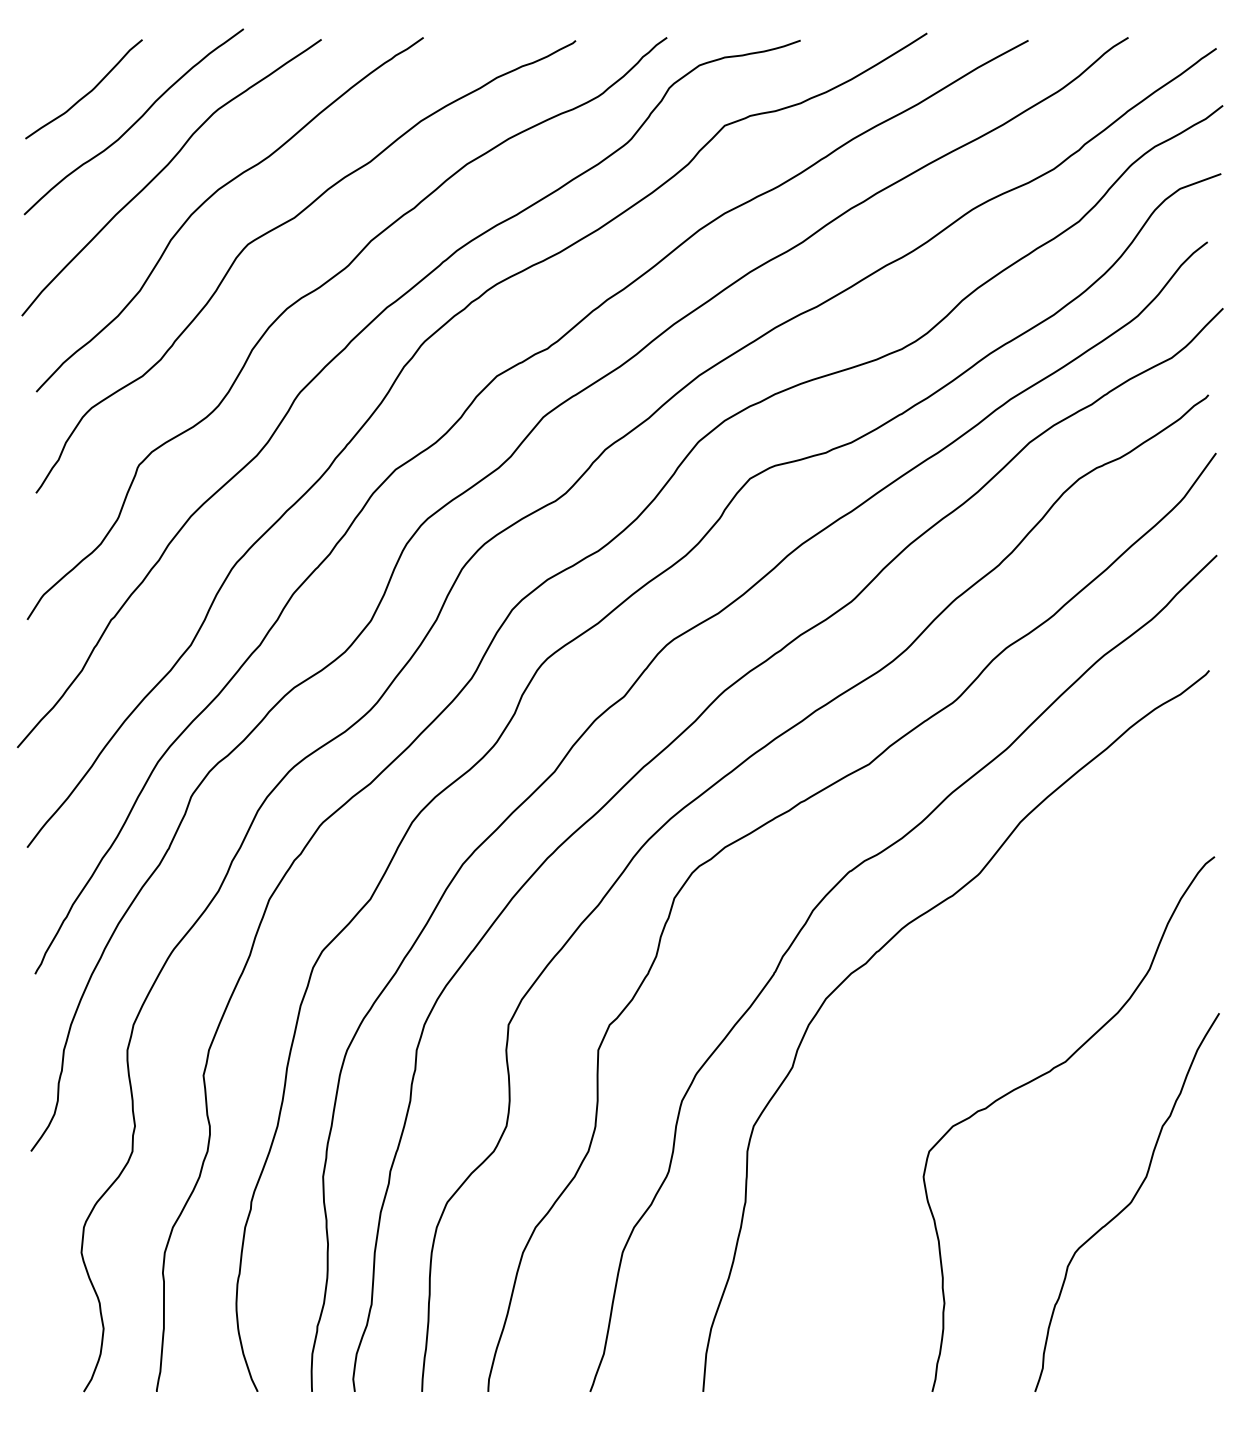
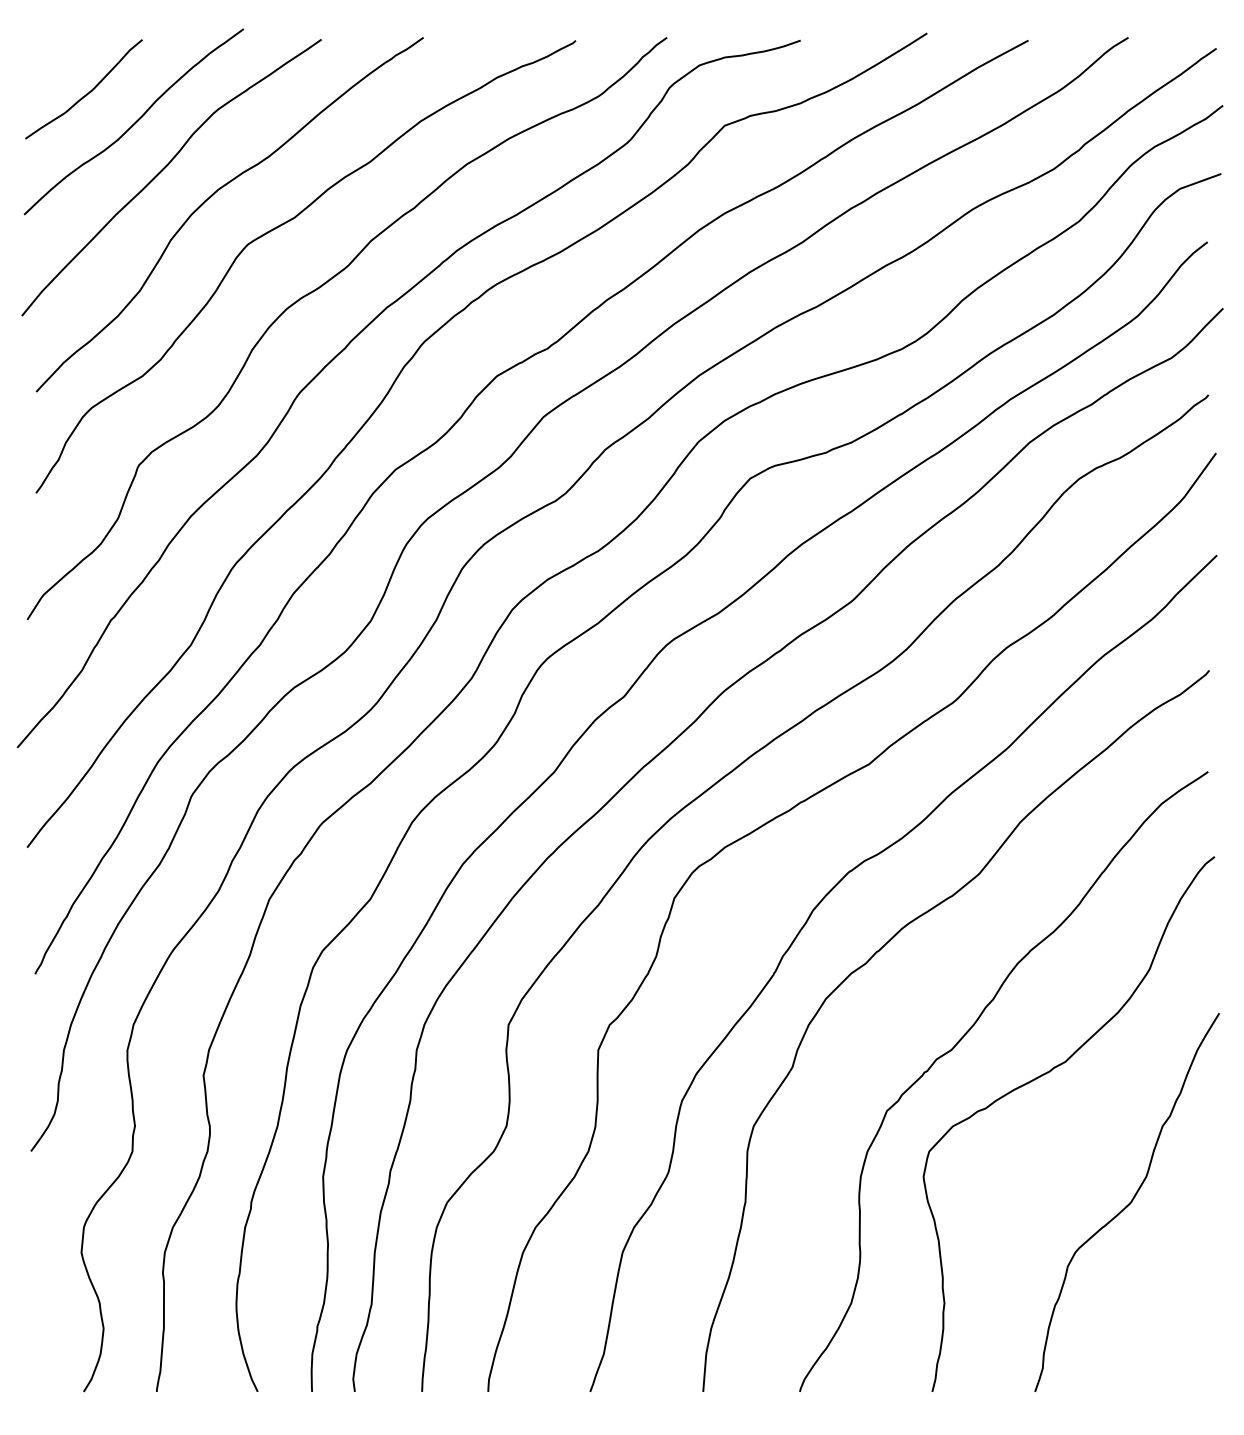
curve: none -> present (962, 1039)
